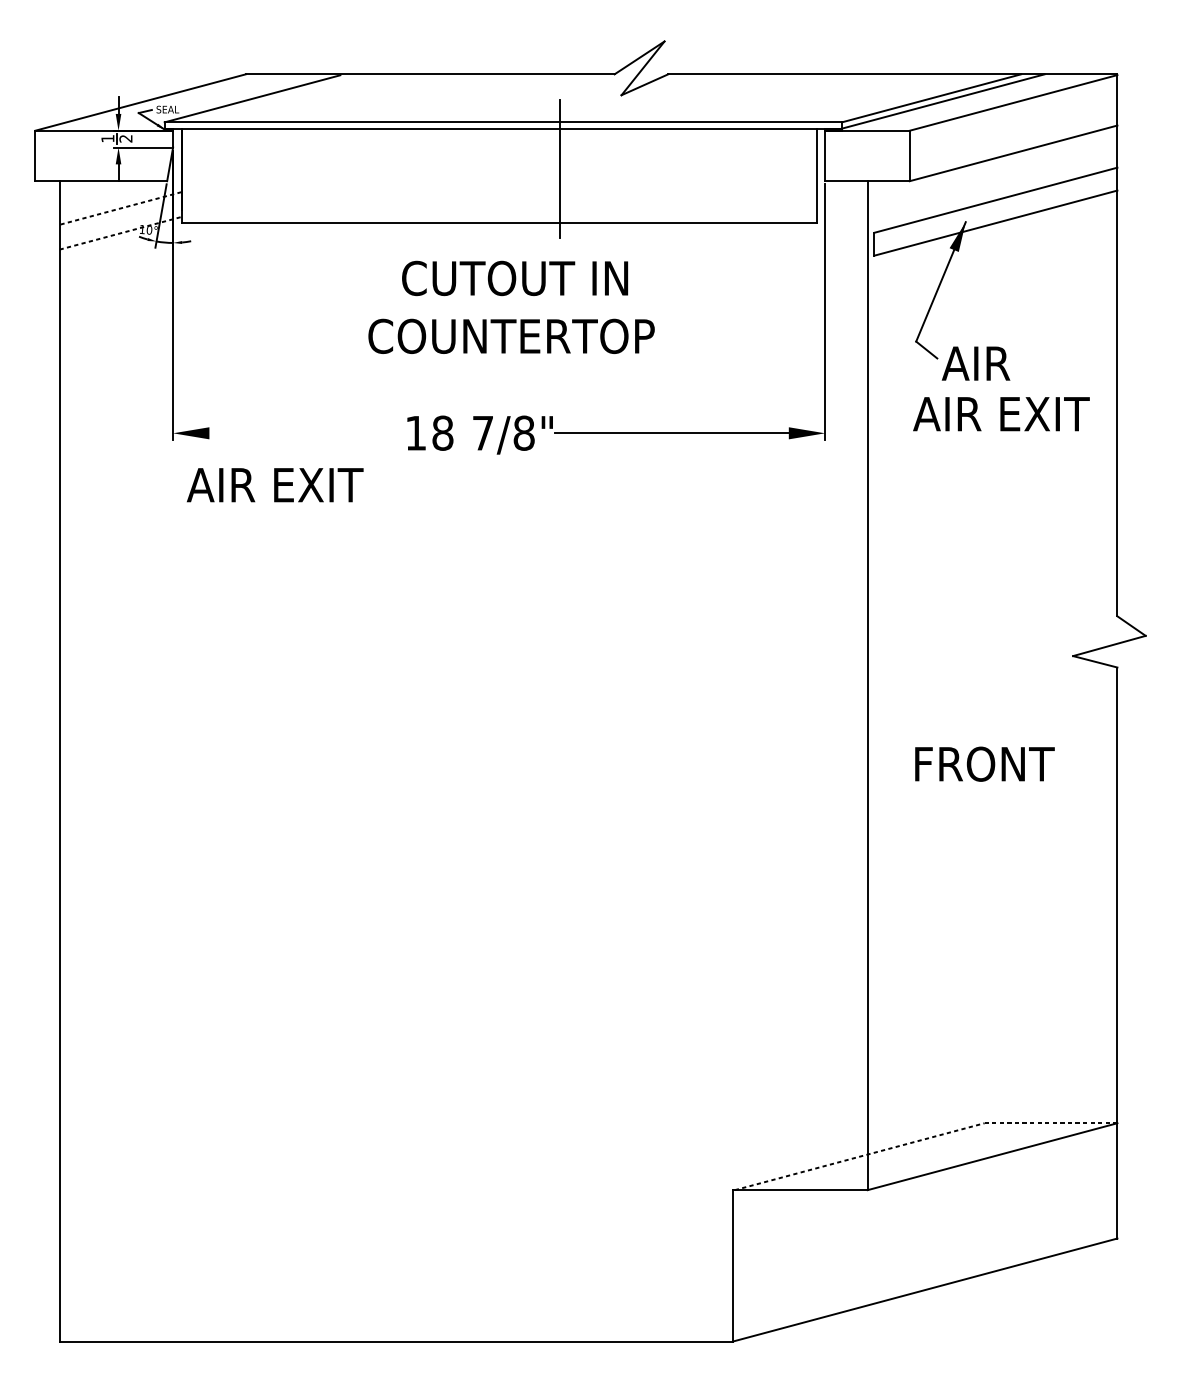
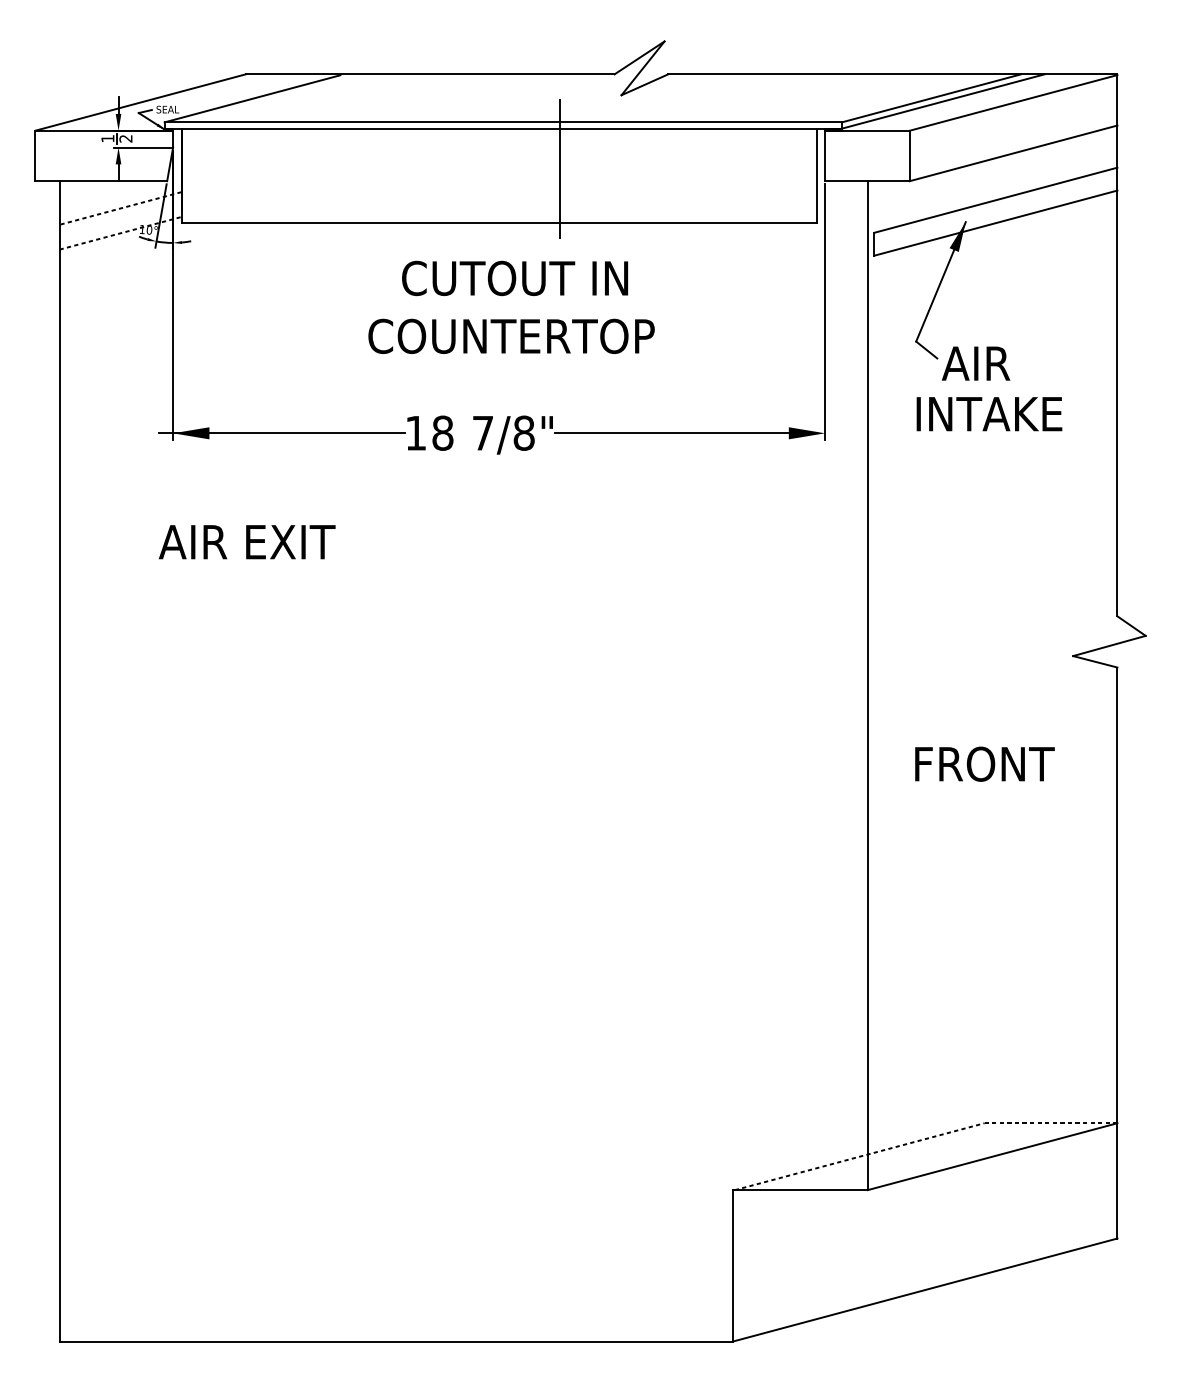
text: AIR EXIT -> INTAKE (1001, 414)
line: none -> present (282, 433)
text position: (275, 485) -> (247, 542) (247, 542)
